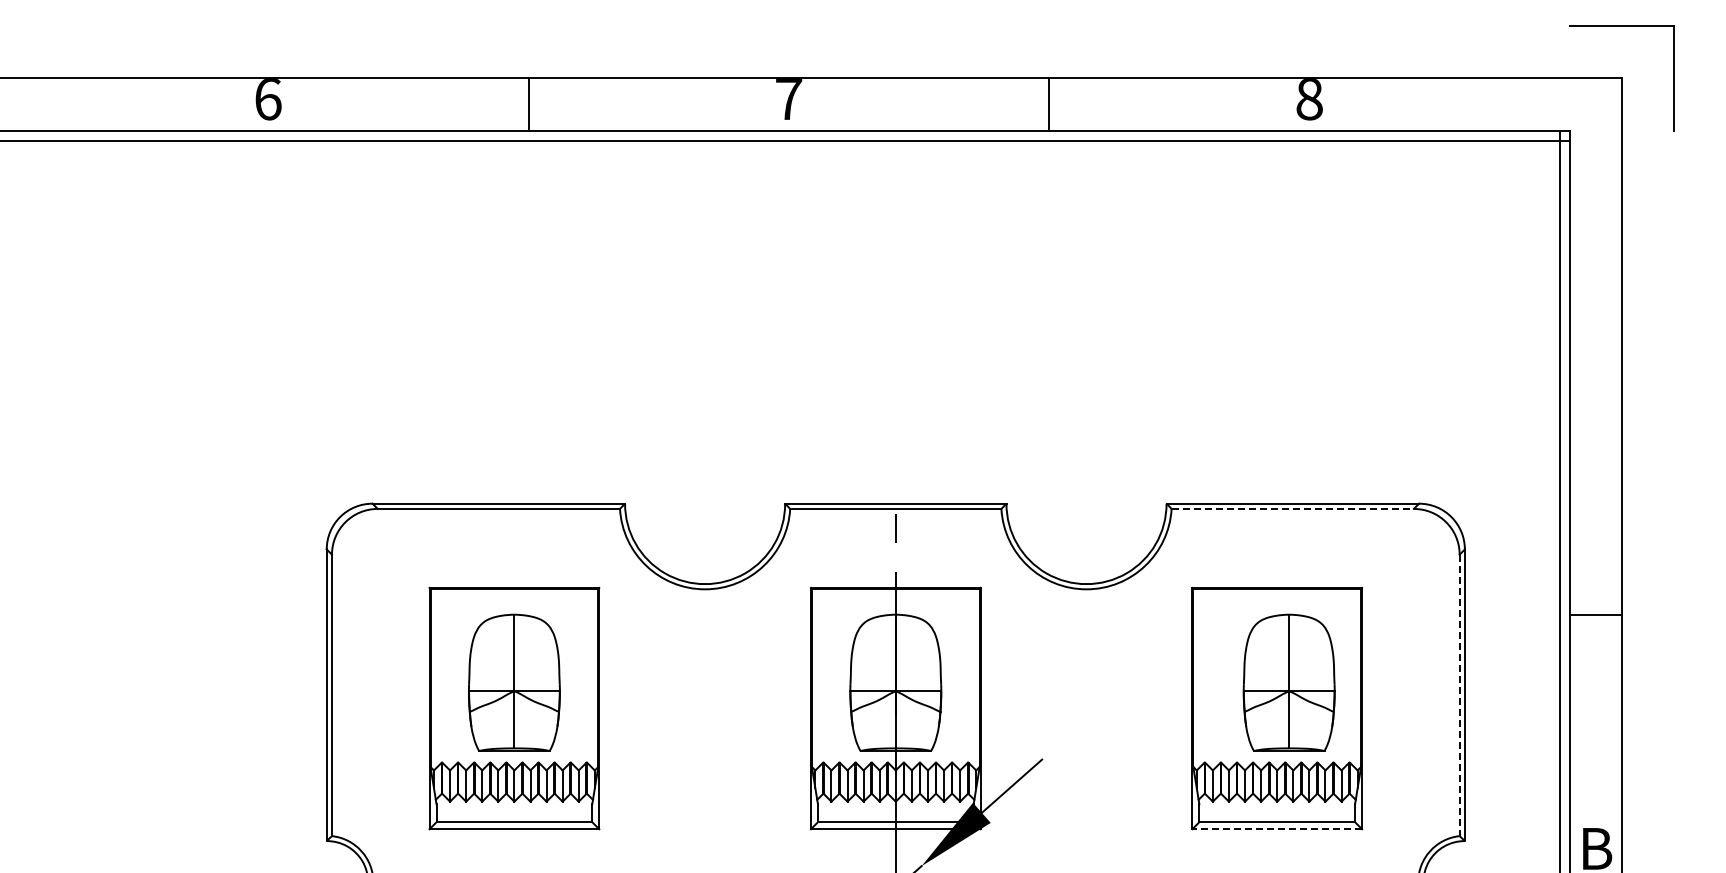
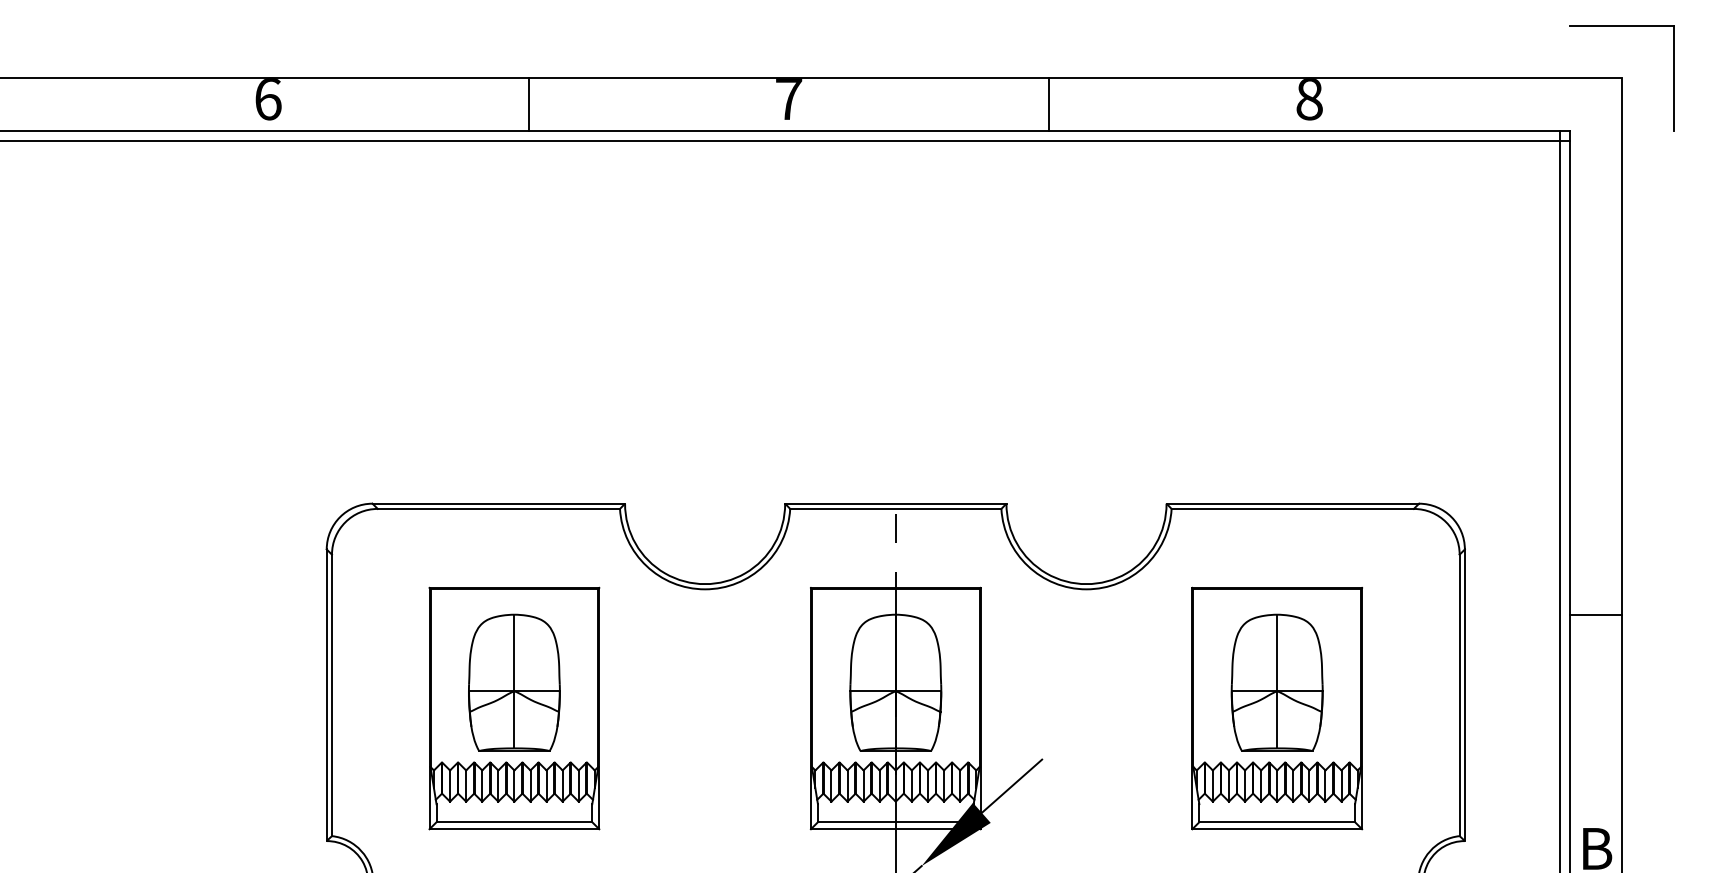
line: dashed -> solid (1293, 508)
part position: (1288, 682) -> (1276, 682) (1276, 682)
line: dashed -> solid (1459, 695)
line: dashed -> solid (1277, 829)
